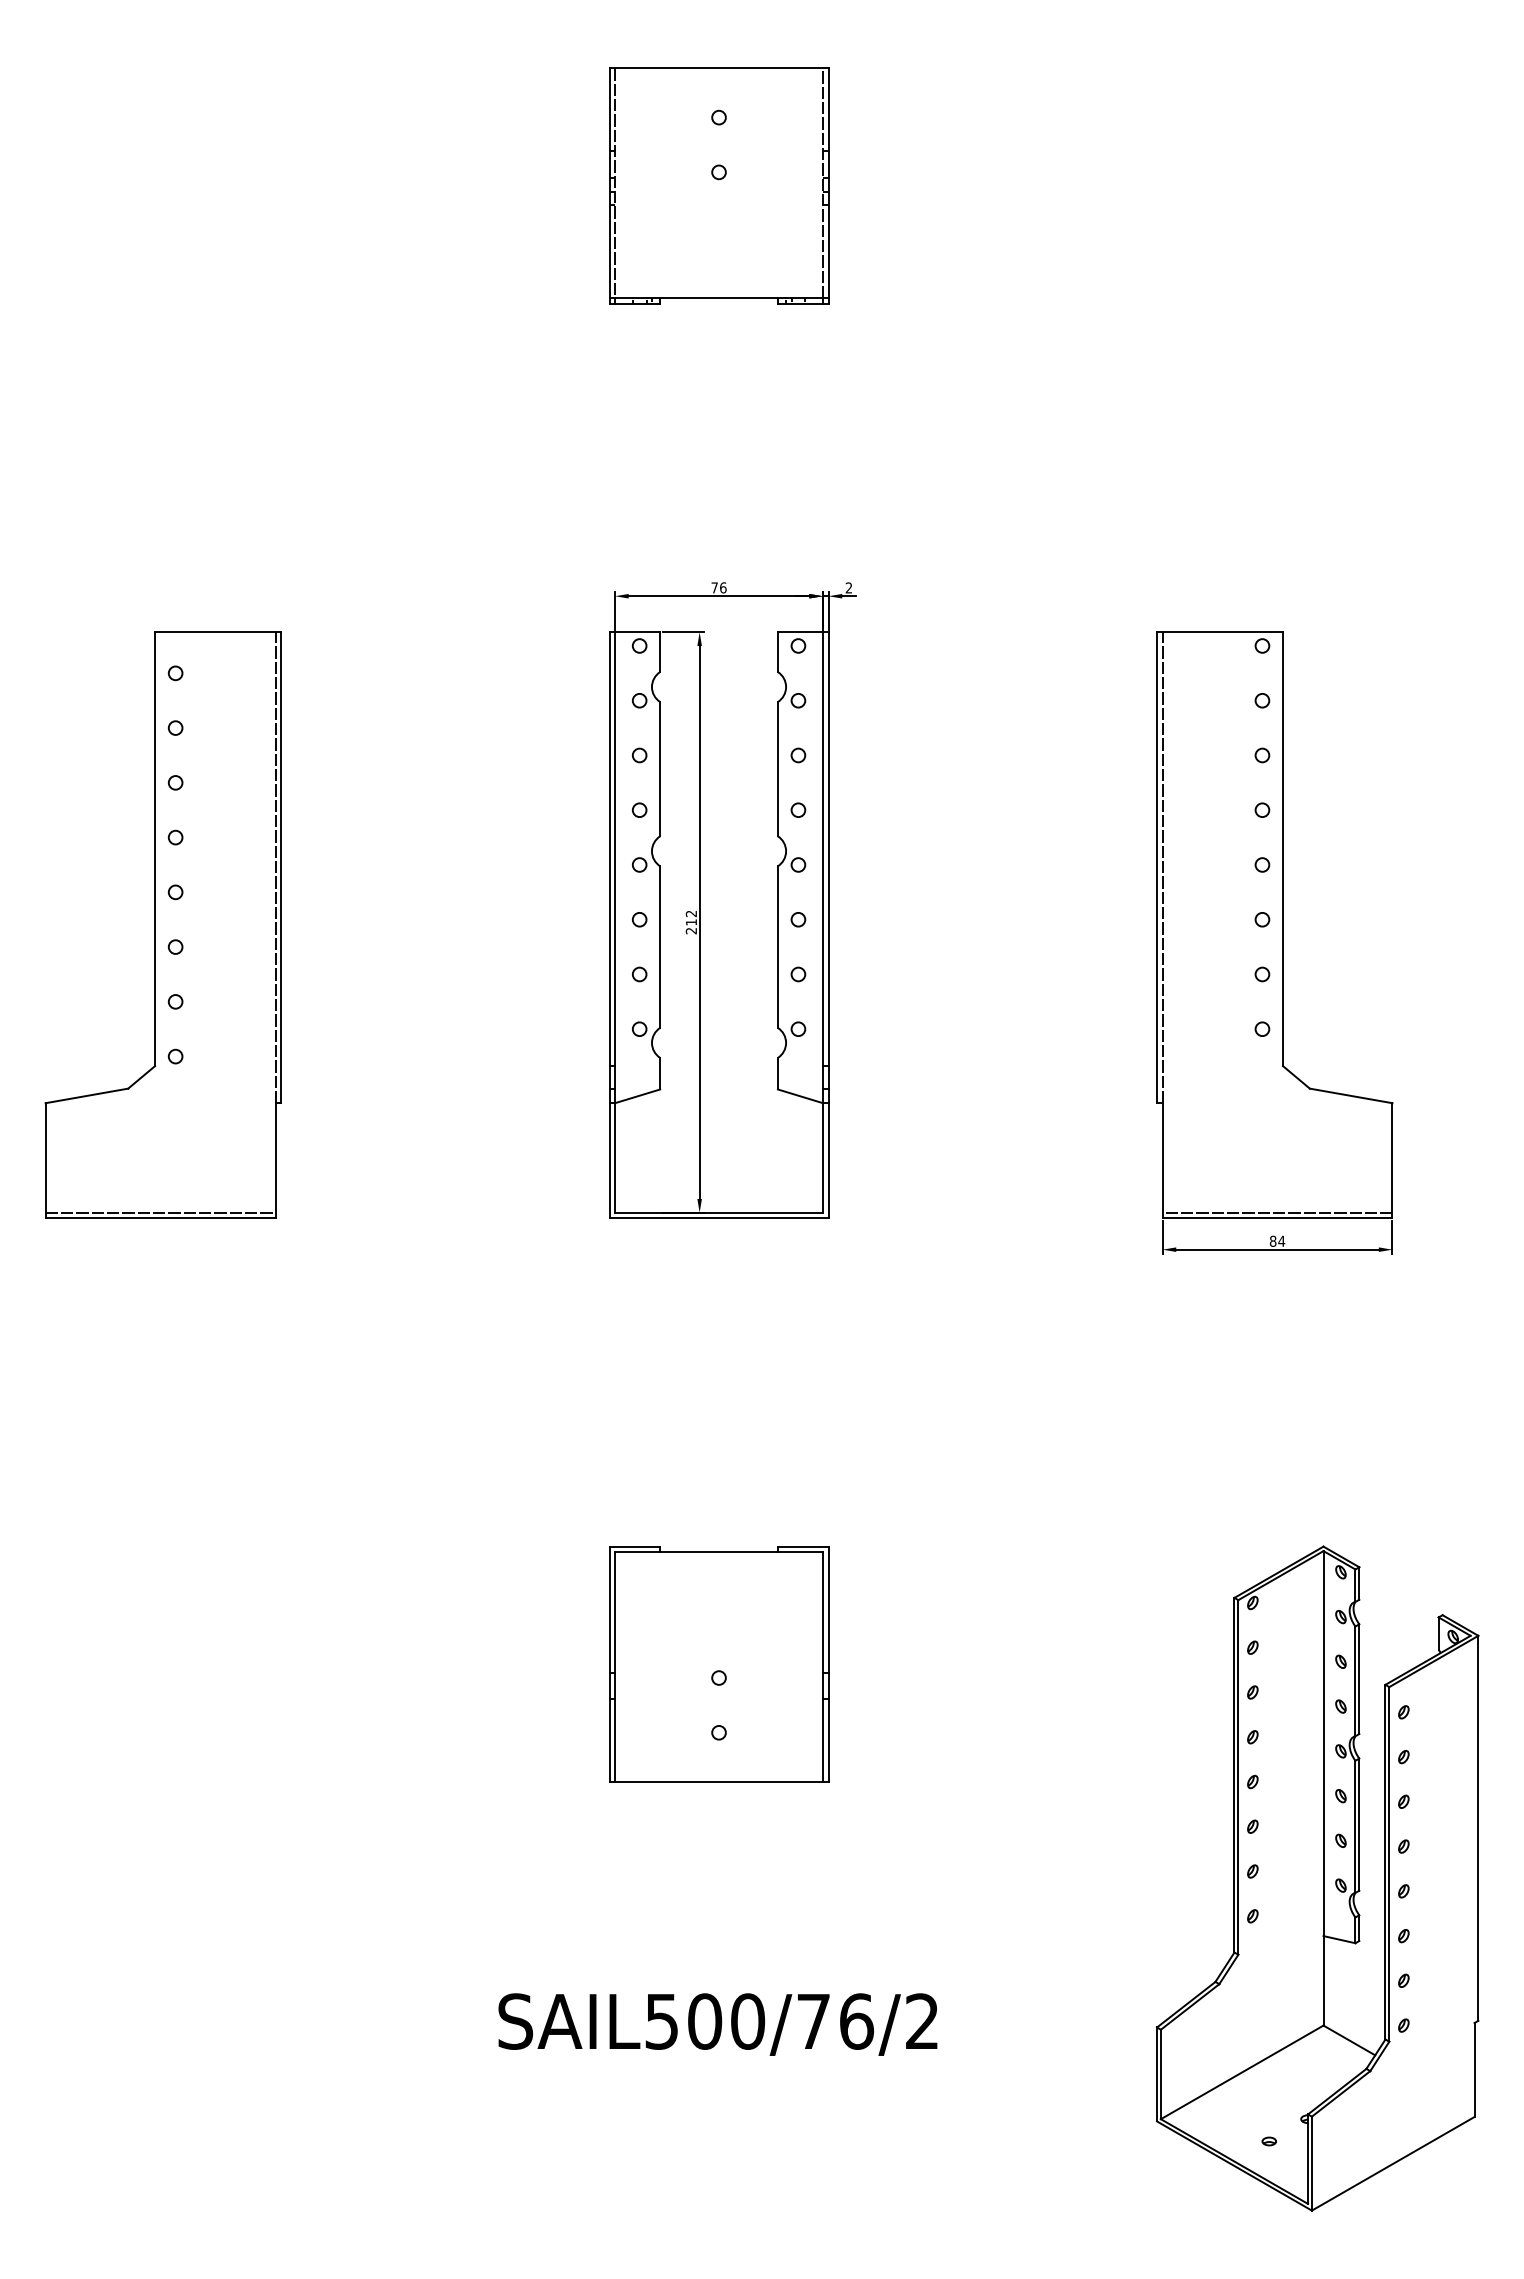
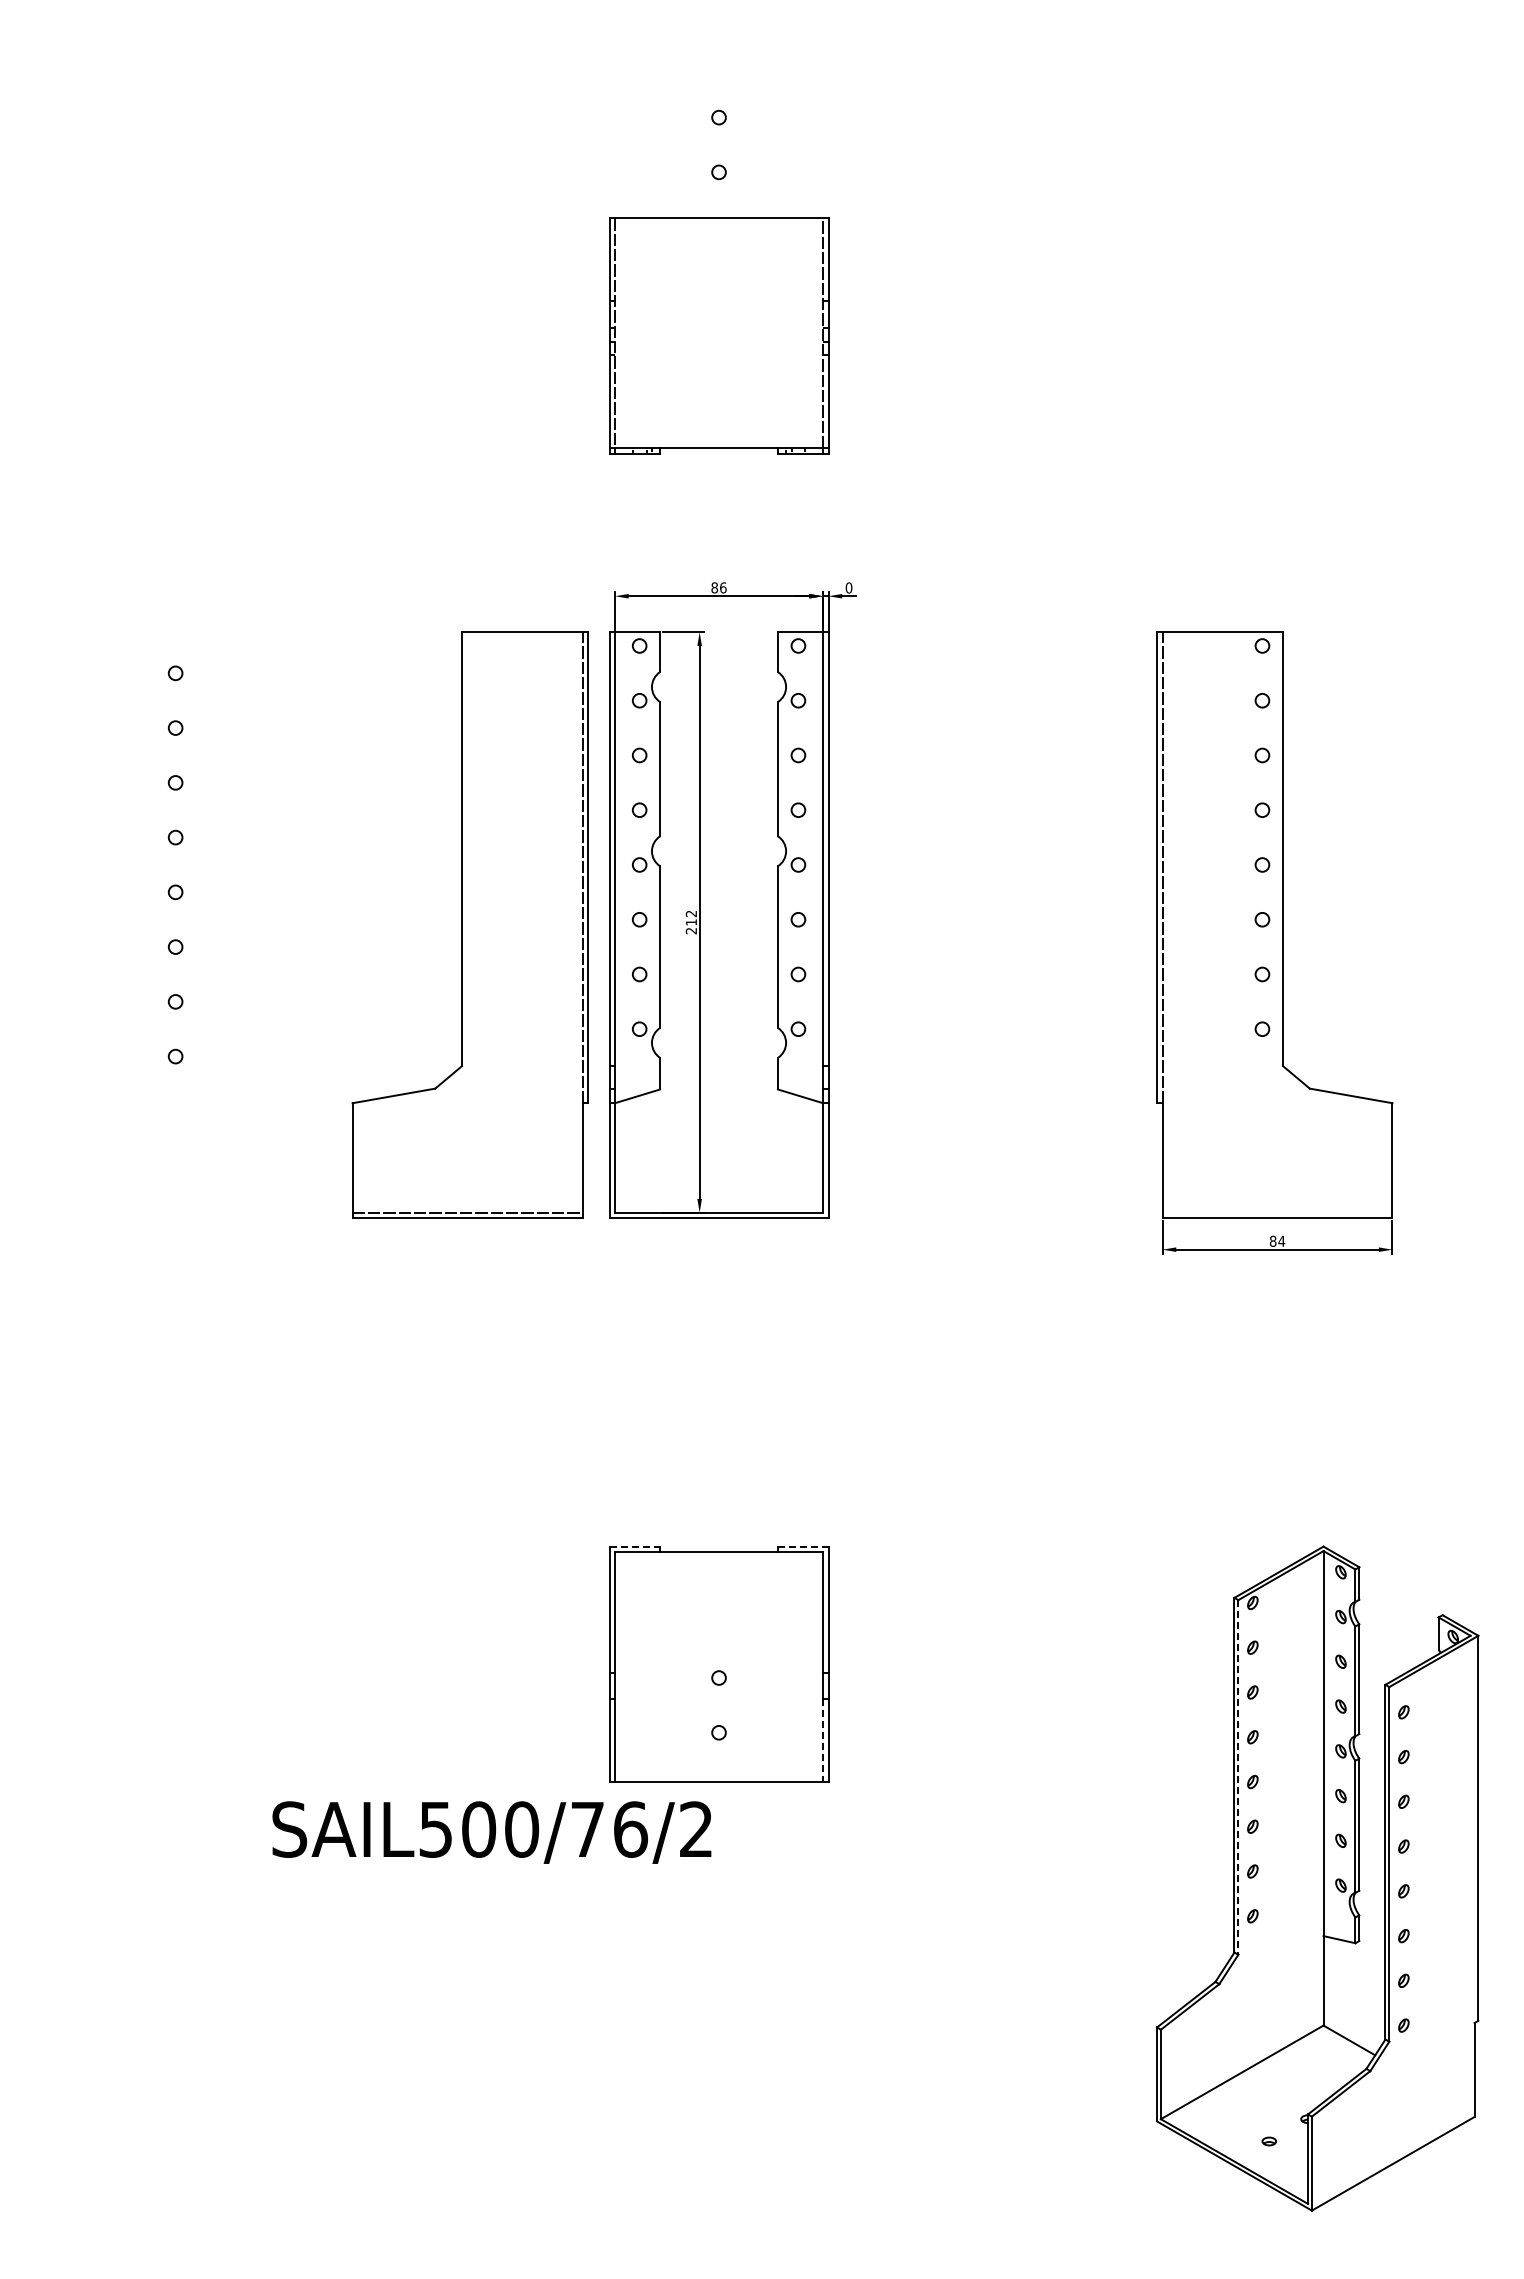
part position: (719, 185) -> (719, 335) (719, 335)
text: 76 -> 86 (714, 587)
text: 2 -> 0 (848, 587)
part position: (162, 924) -> (469, 924) (469, 924)
line: present -> none (1277, 1212)
line: solid -> dashed (635, 1546)
line: solid -> dashed (802, 1546)
line: solid -> dashed (823, 1741)
line: solid -> dashed (1238, 1777)
text position: (717, 2024) -> (491, 1832) (491, 1832)
